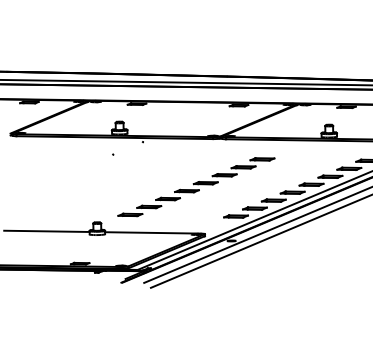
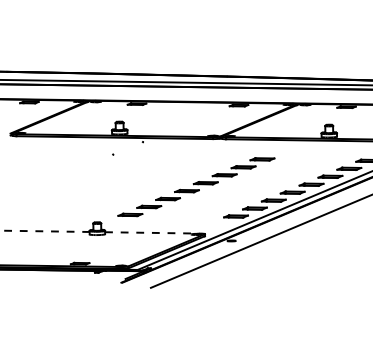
line: solid -> dashed (46, 231)
line: solid -> dashed (152, 232)
line: present -> none (256, 235)
